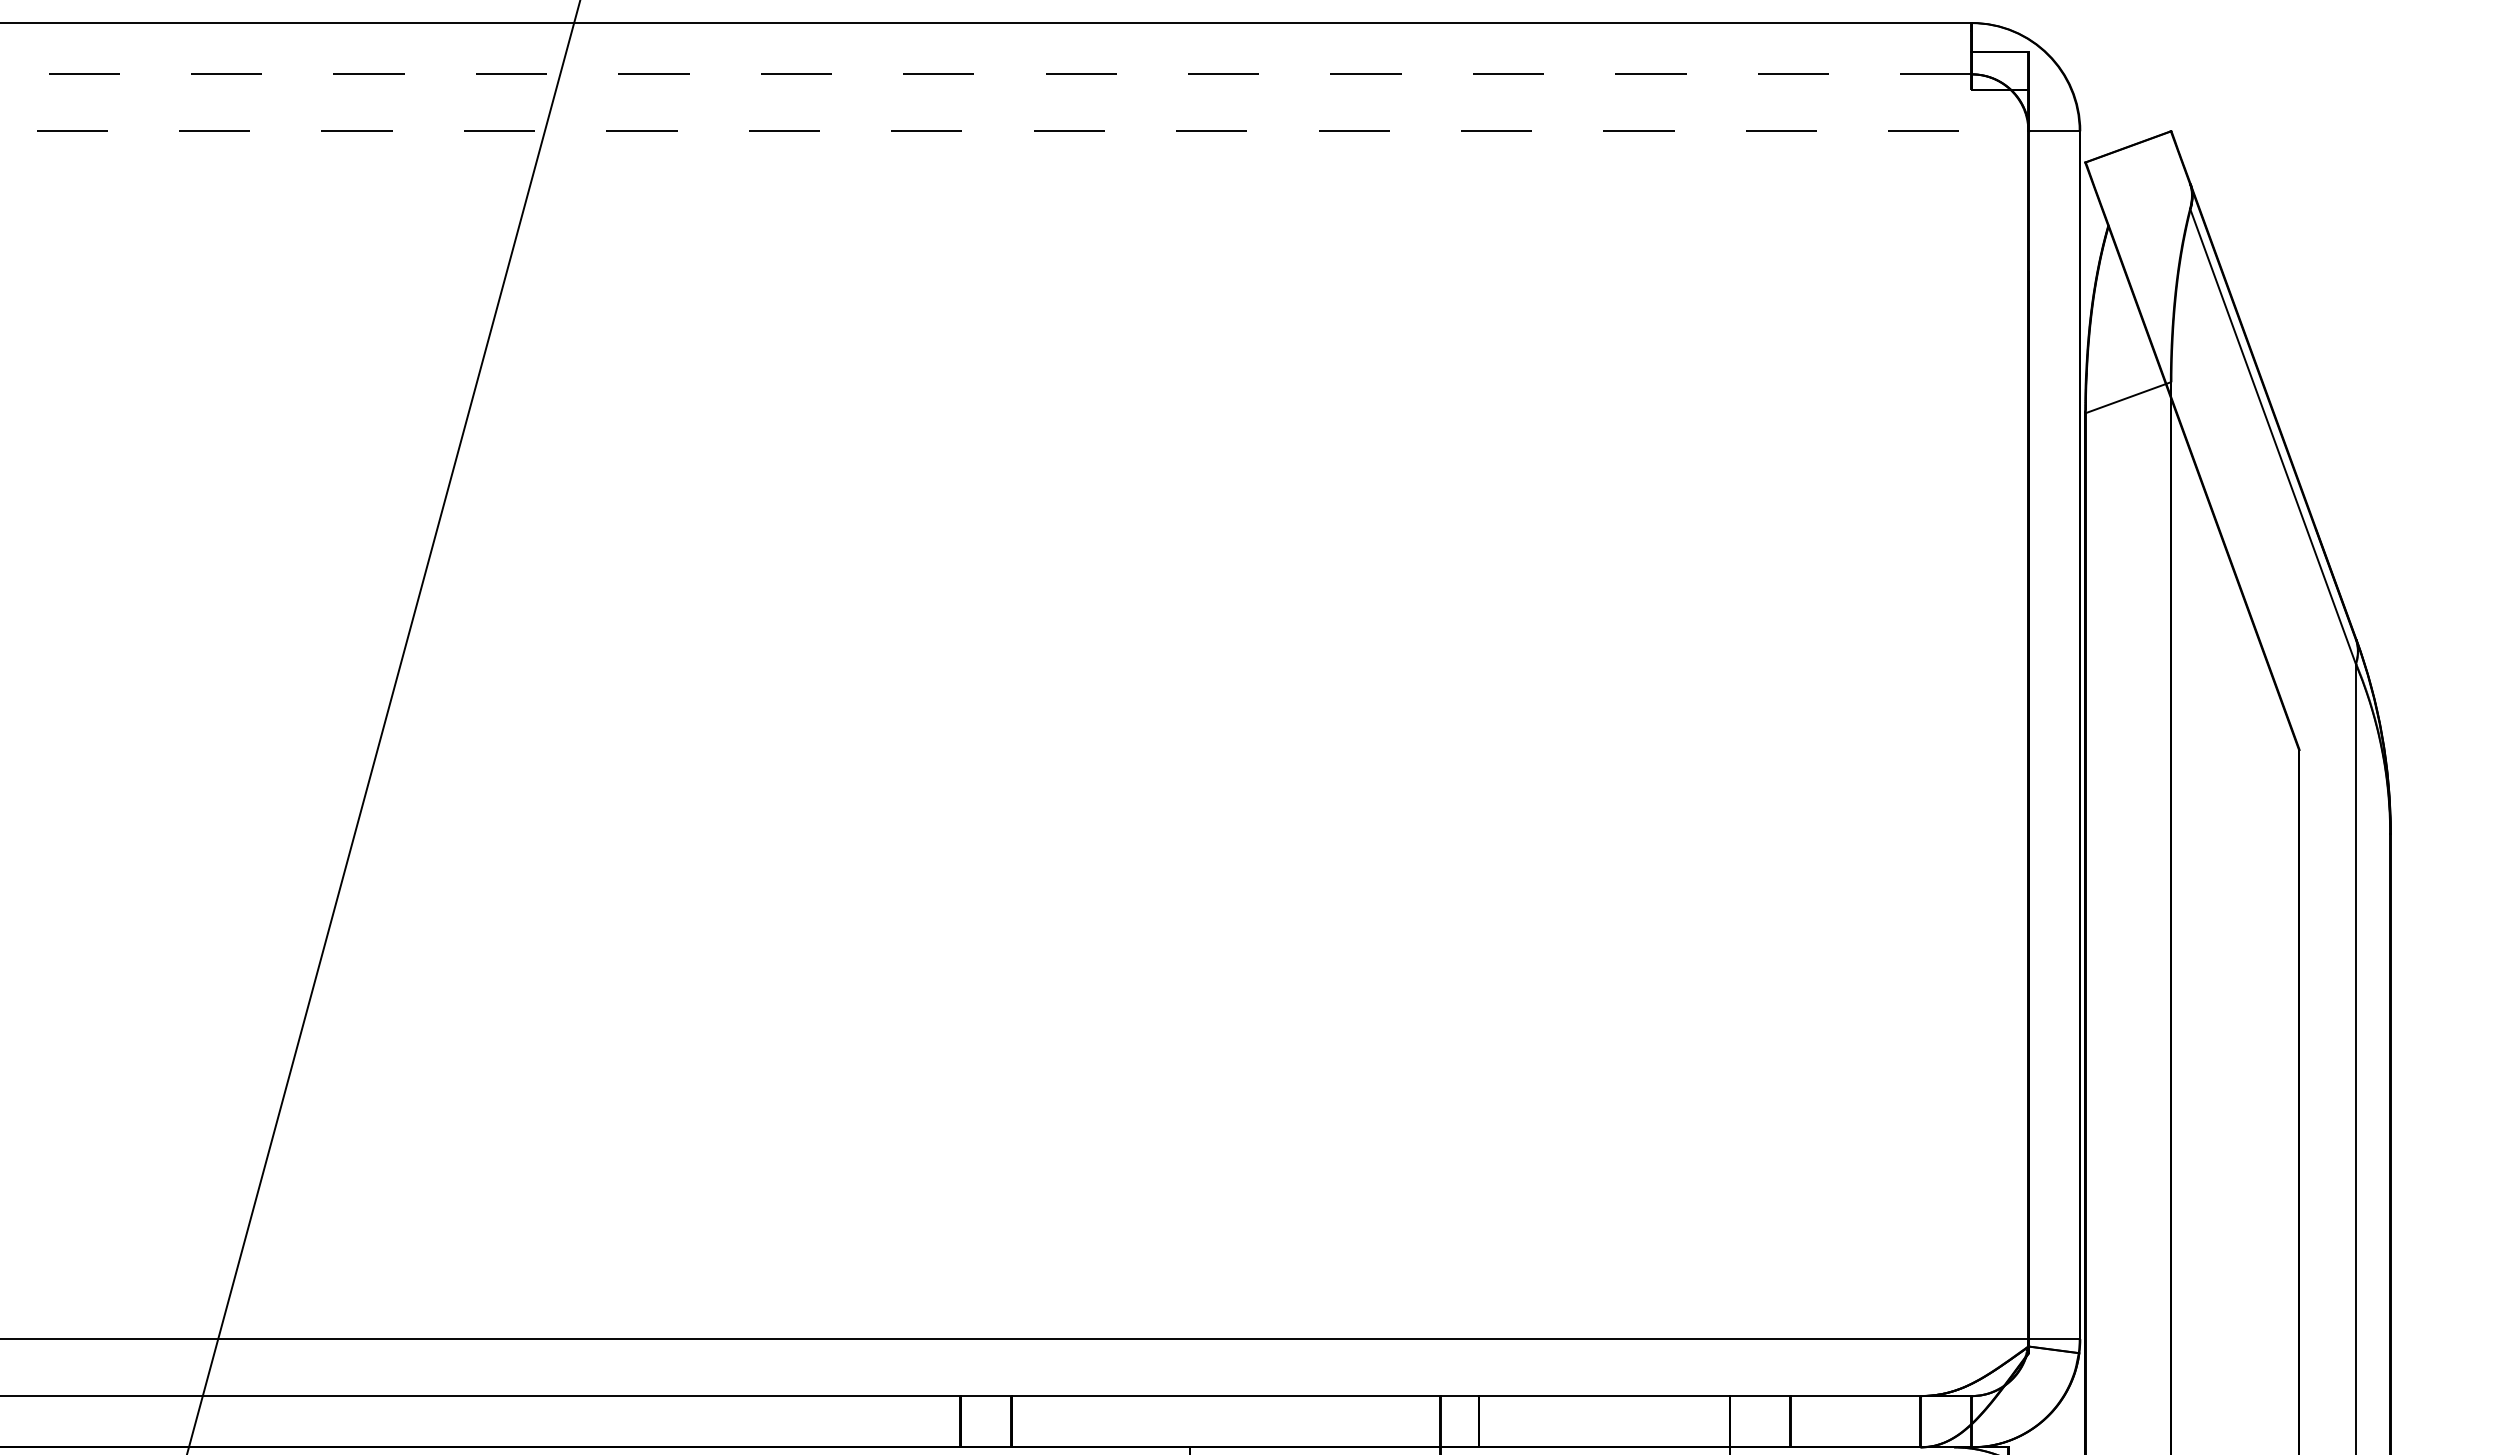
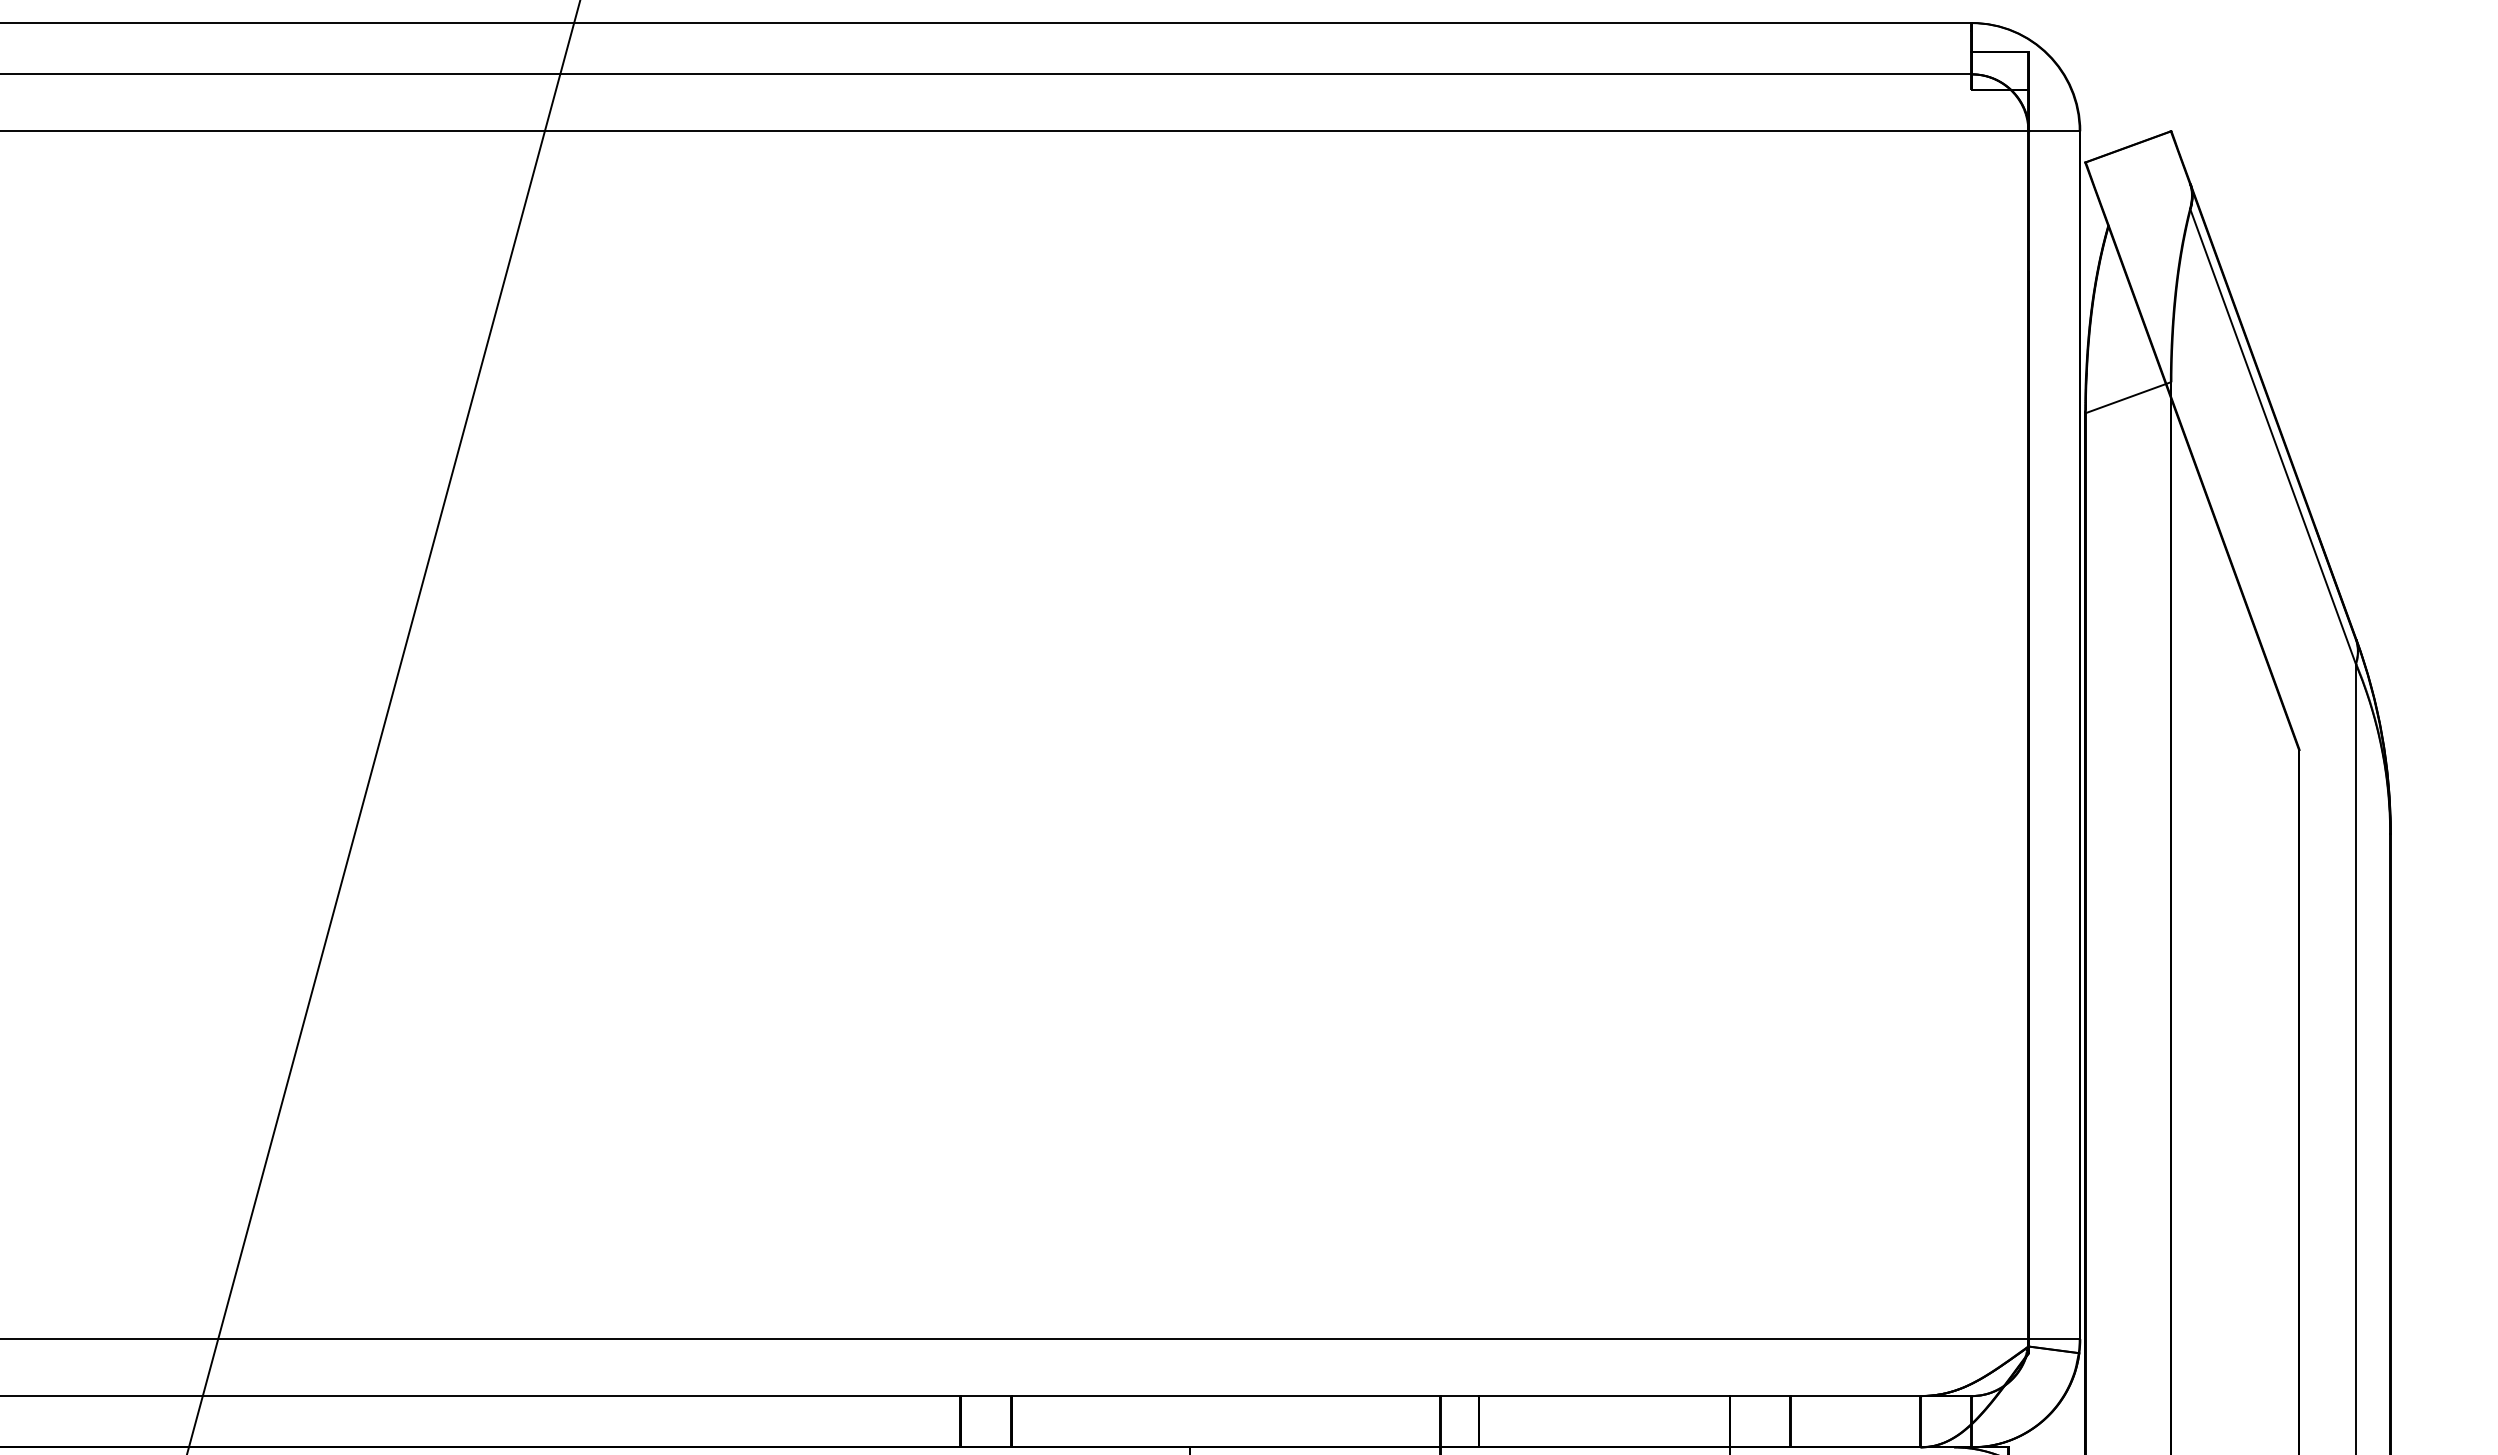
line: dashed -> solid (985, 74)
line: dashed -> solid (1015, 131)
